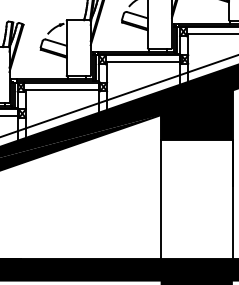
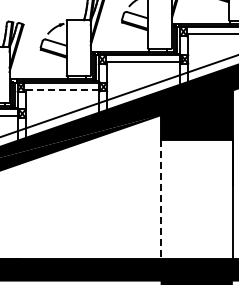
line: solid -> dashed (61, 89)
line: solid -> dashed (160, 200)
